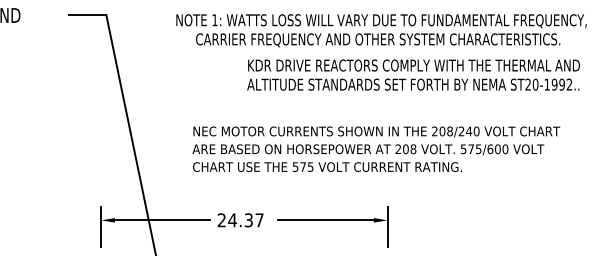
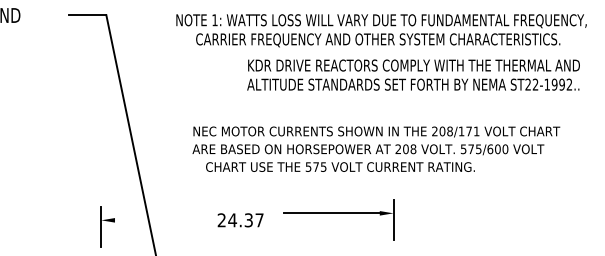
text: ST20-1992.. -> ST22-1992.. (535, 84)
text: 208/240 -> 208/171 (468, 131)
text position: (327, 166) -> (340, 166) (340, 166)
line: present -> none (162, 220)
part position: (332, 226) -> (338, 219) (338, 219)
